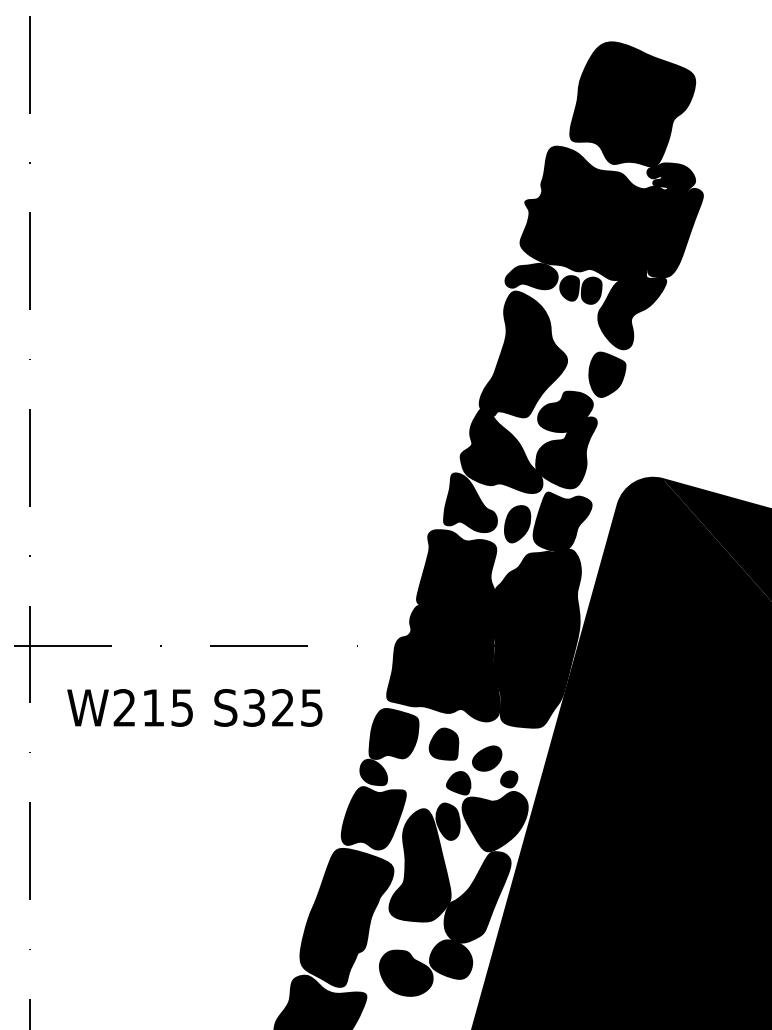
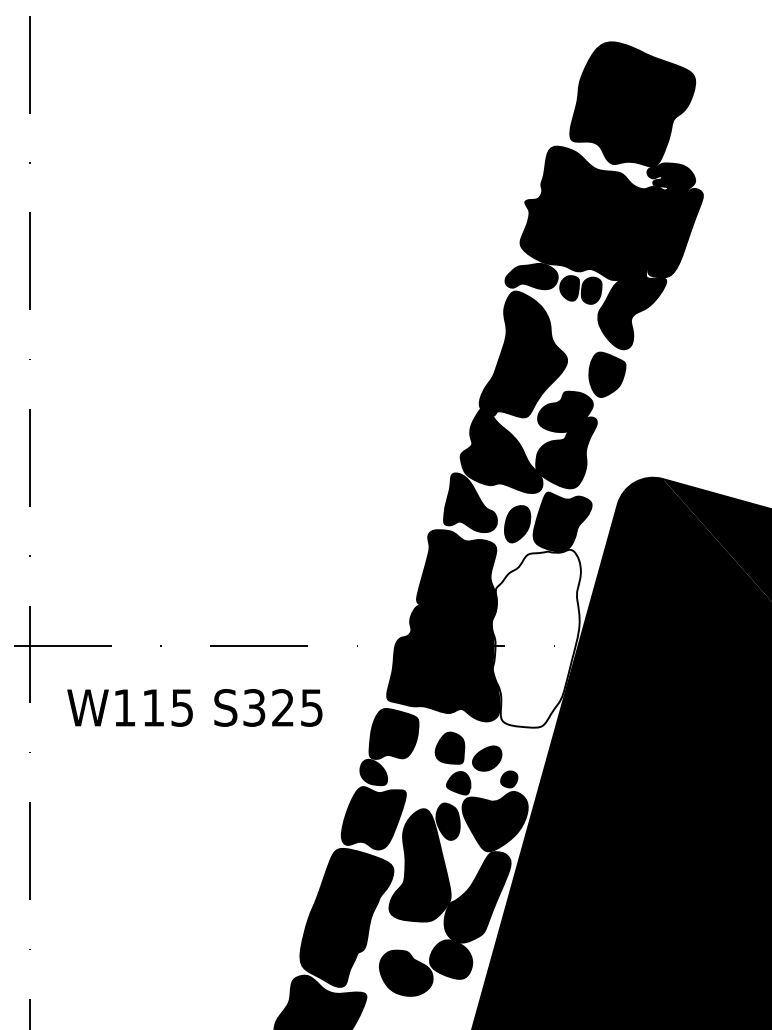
fill: present -> none (535, 638)
text: W215 -> W115 (124, 707)
part position: (443, 743) -> (449, 747) (449, 747)
